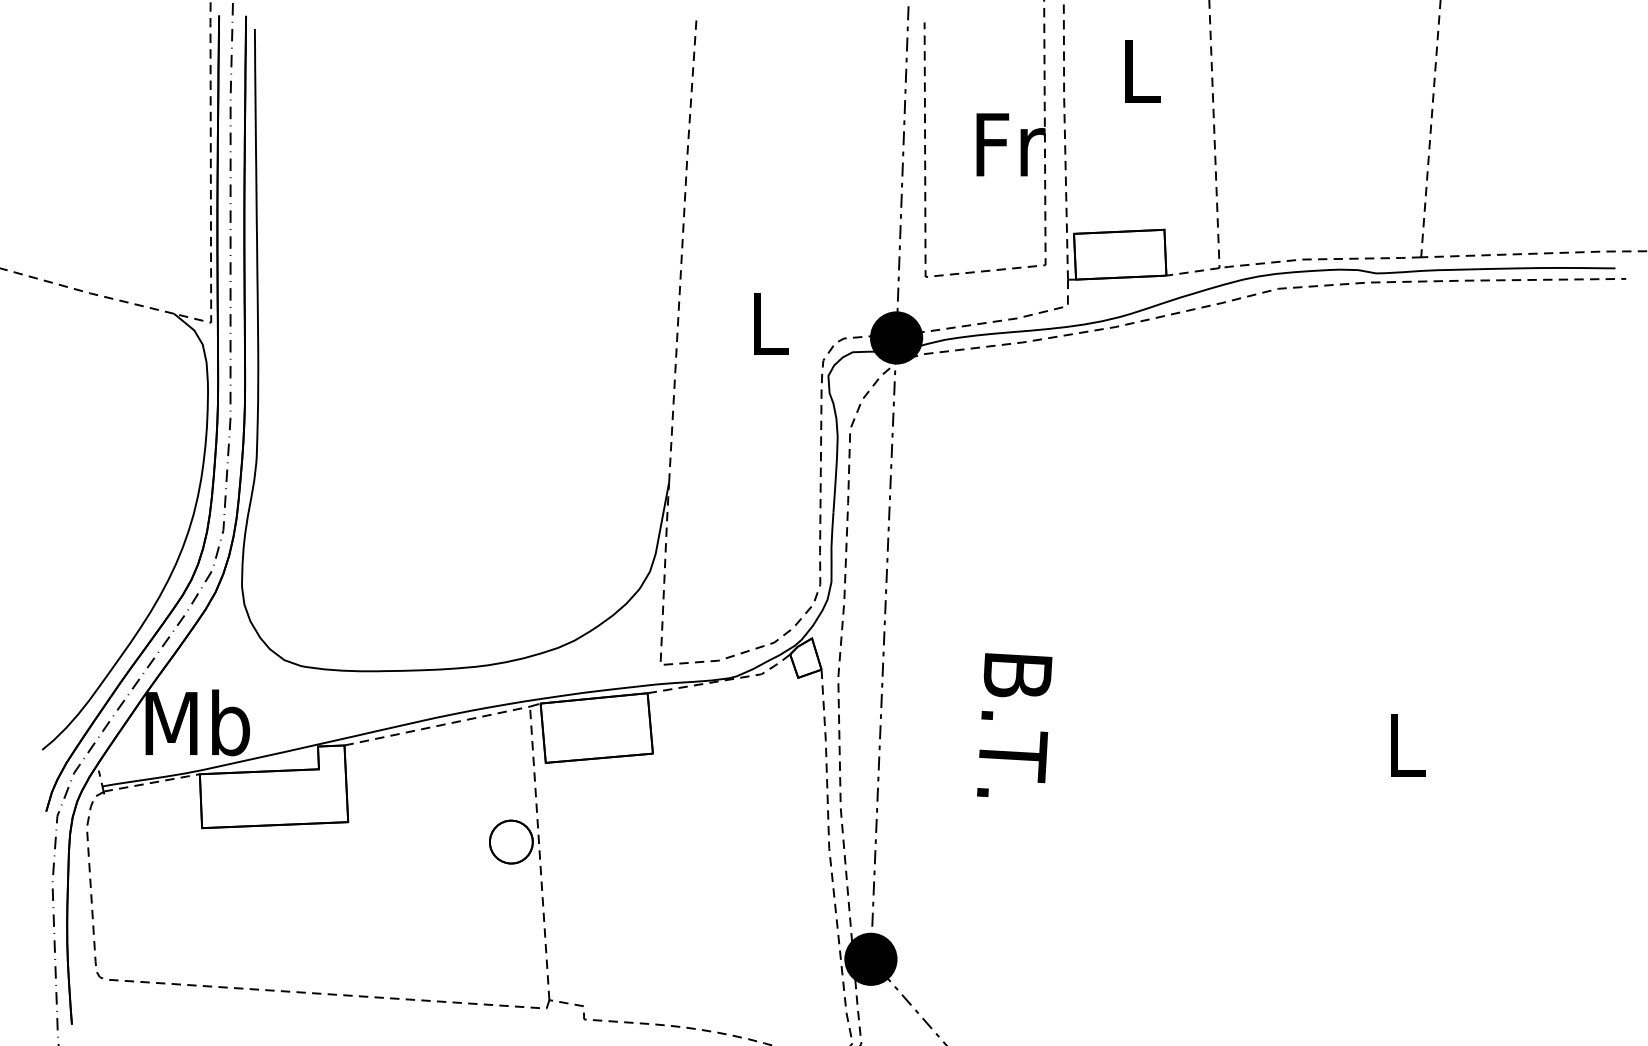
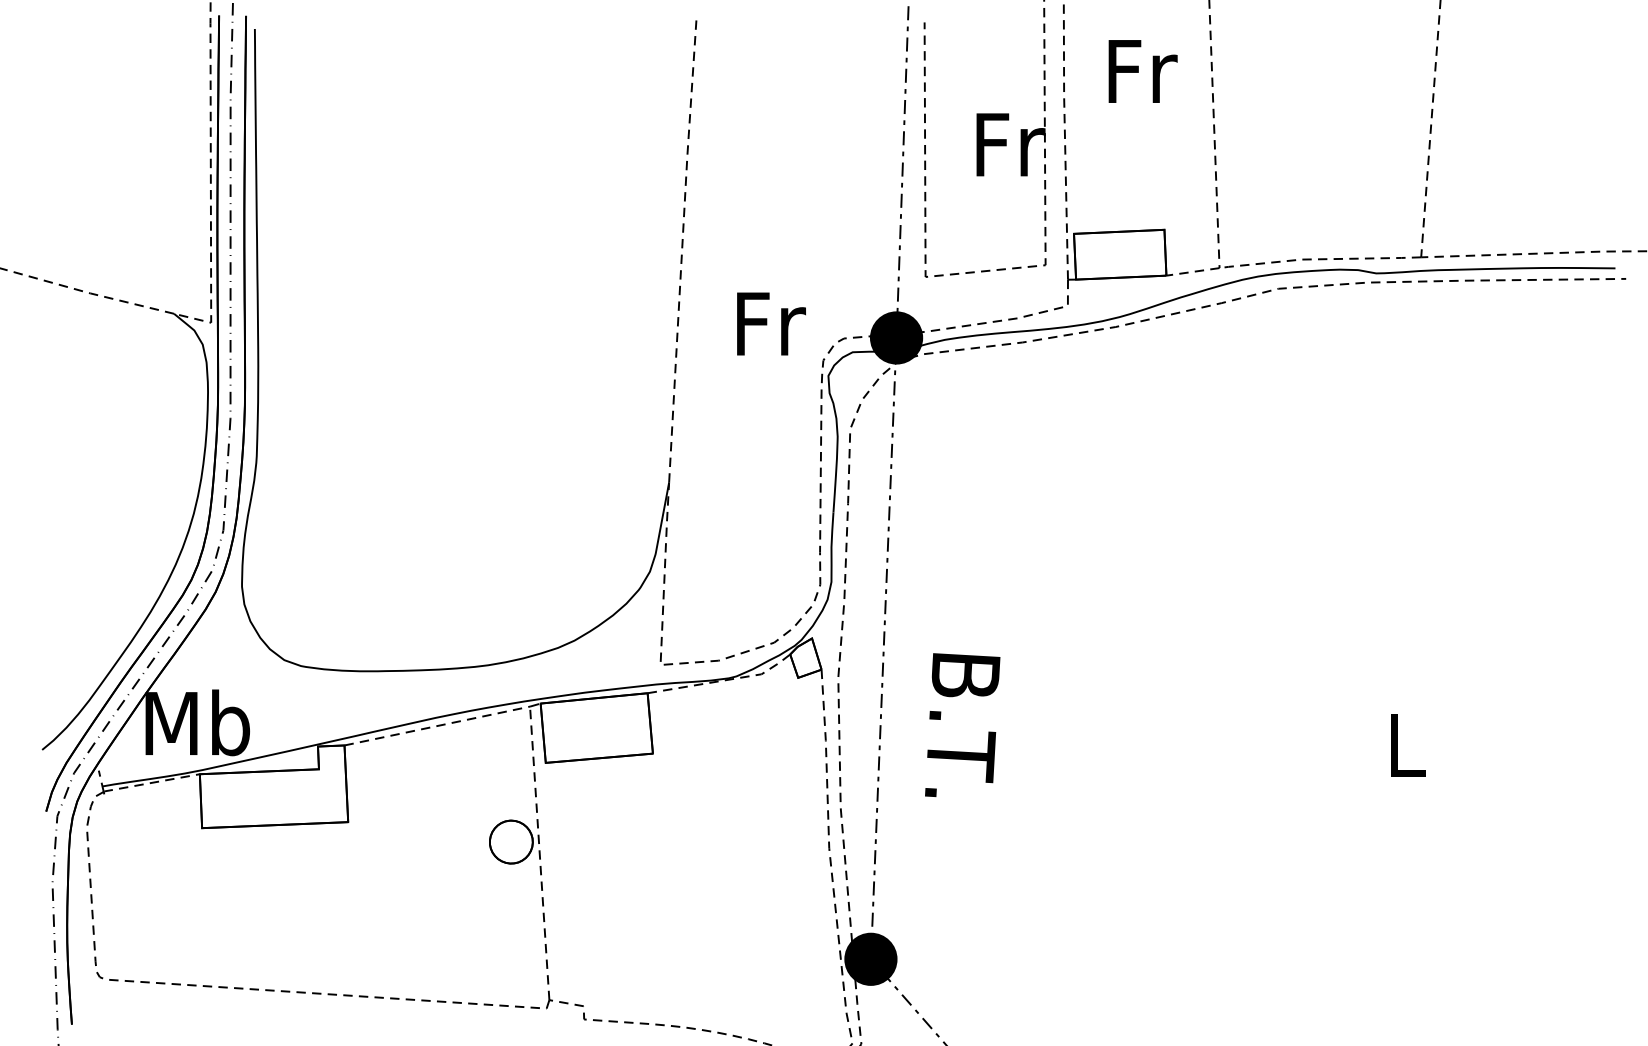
text: L -> Fr (1142, 71)
text: L -> Fr (771, 323)
text position: (1014, 724) -> (962, 724) (962, 724)
